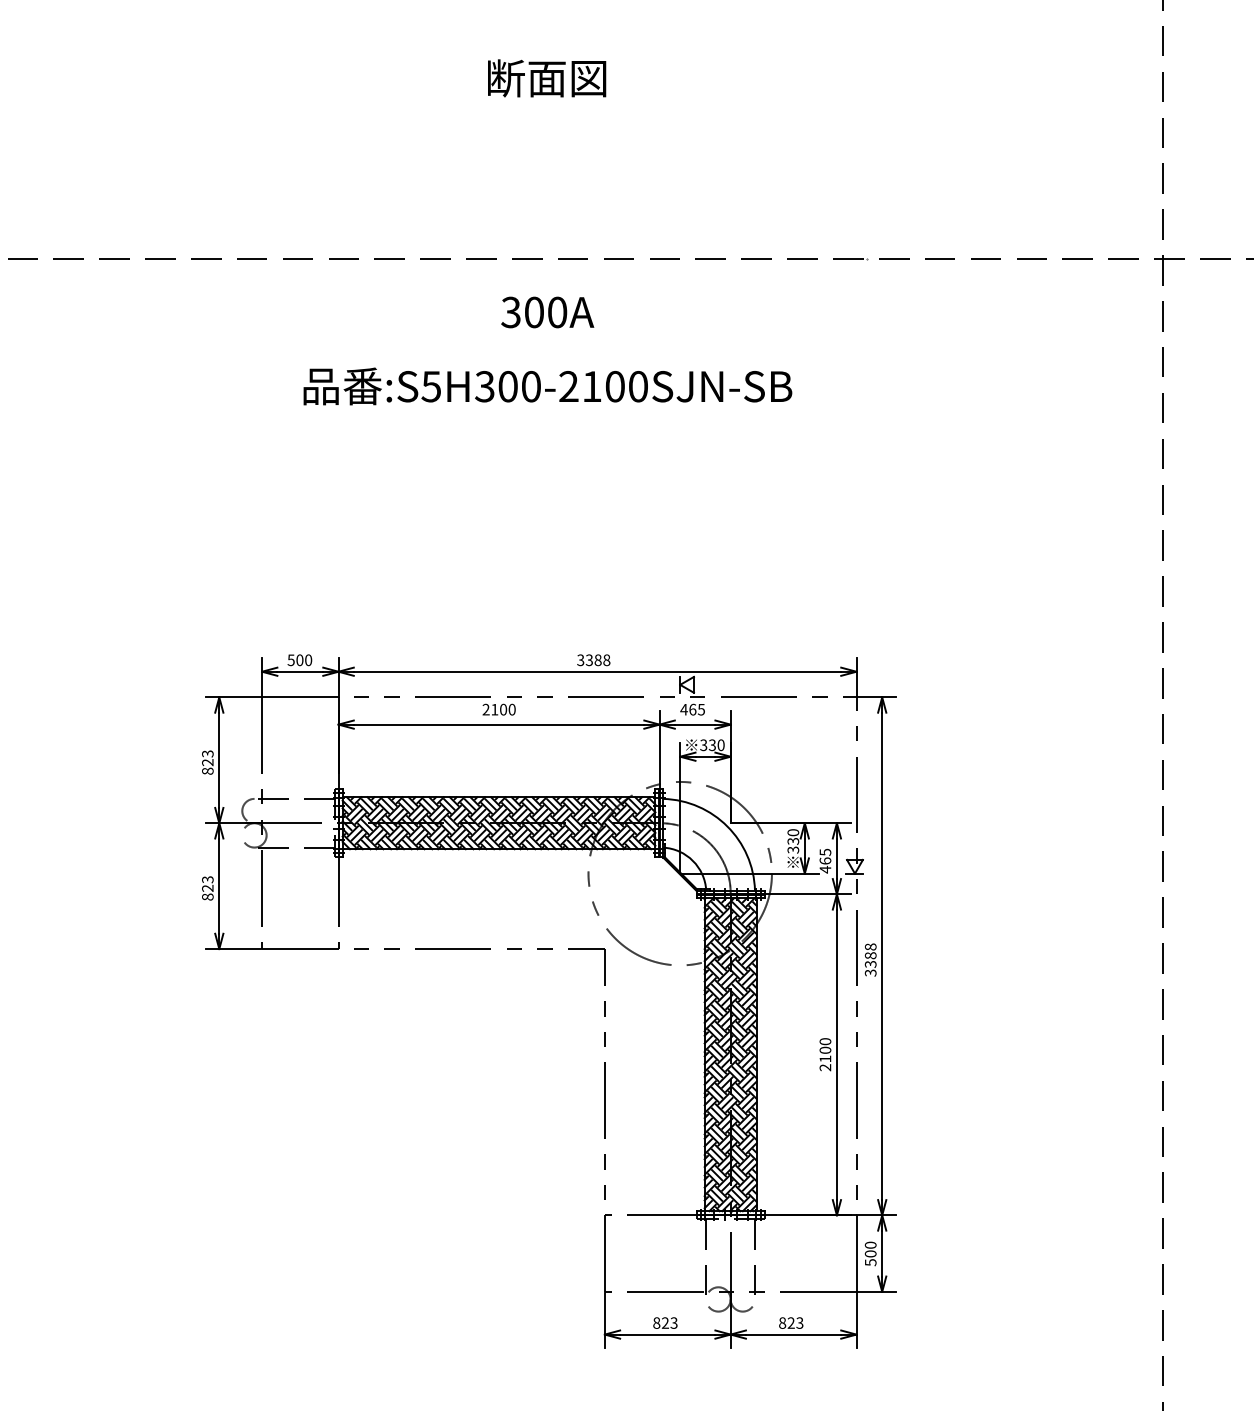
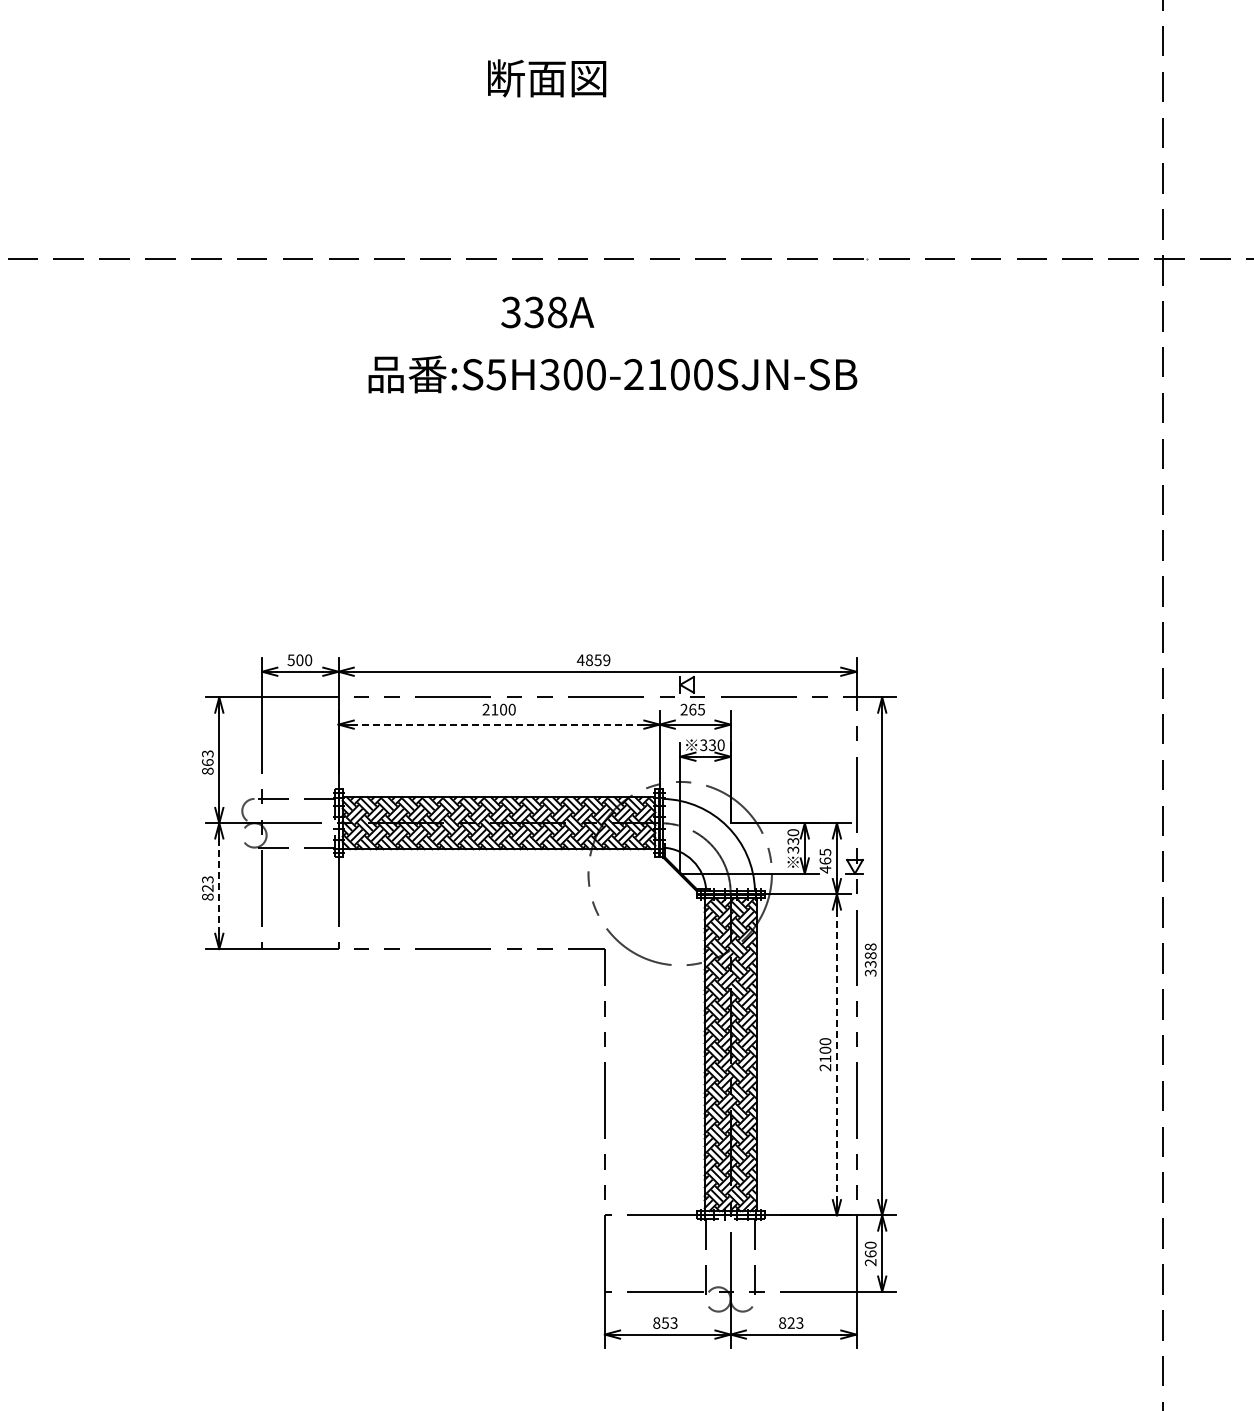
text: 300A -> 338A (545, 312)
text position: (547, 386) -> (612, 374) (612, 374)
text: 3388 -> 4859 (593, 660)
text: 465 -> 265 (683, 709)
line: solid -> dashed (498, 724)
text: 823 -> 863 (207, 762)
line: solid -> dashed (219, 886)
line: solid -> dashed (836, 1055)
text: 500 -> 260 (870, 1258)
text: 823 -> 853 (664, 1322)
